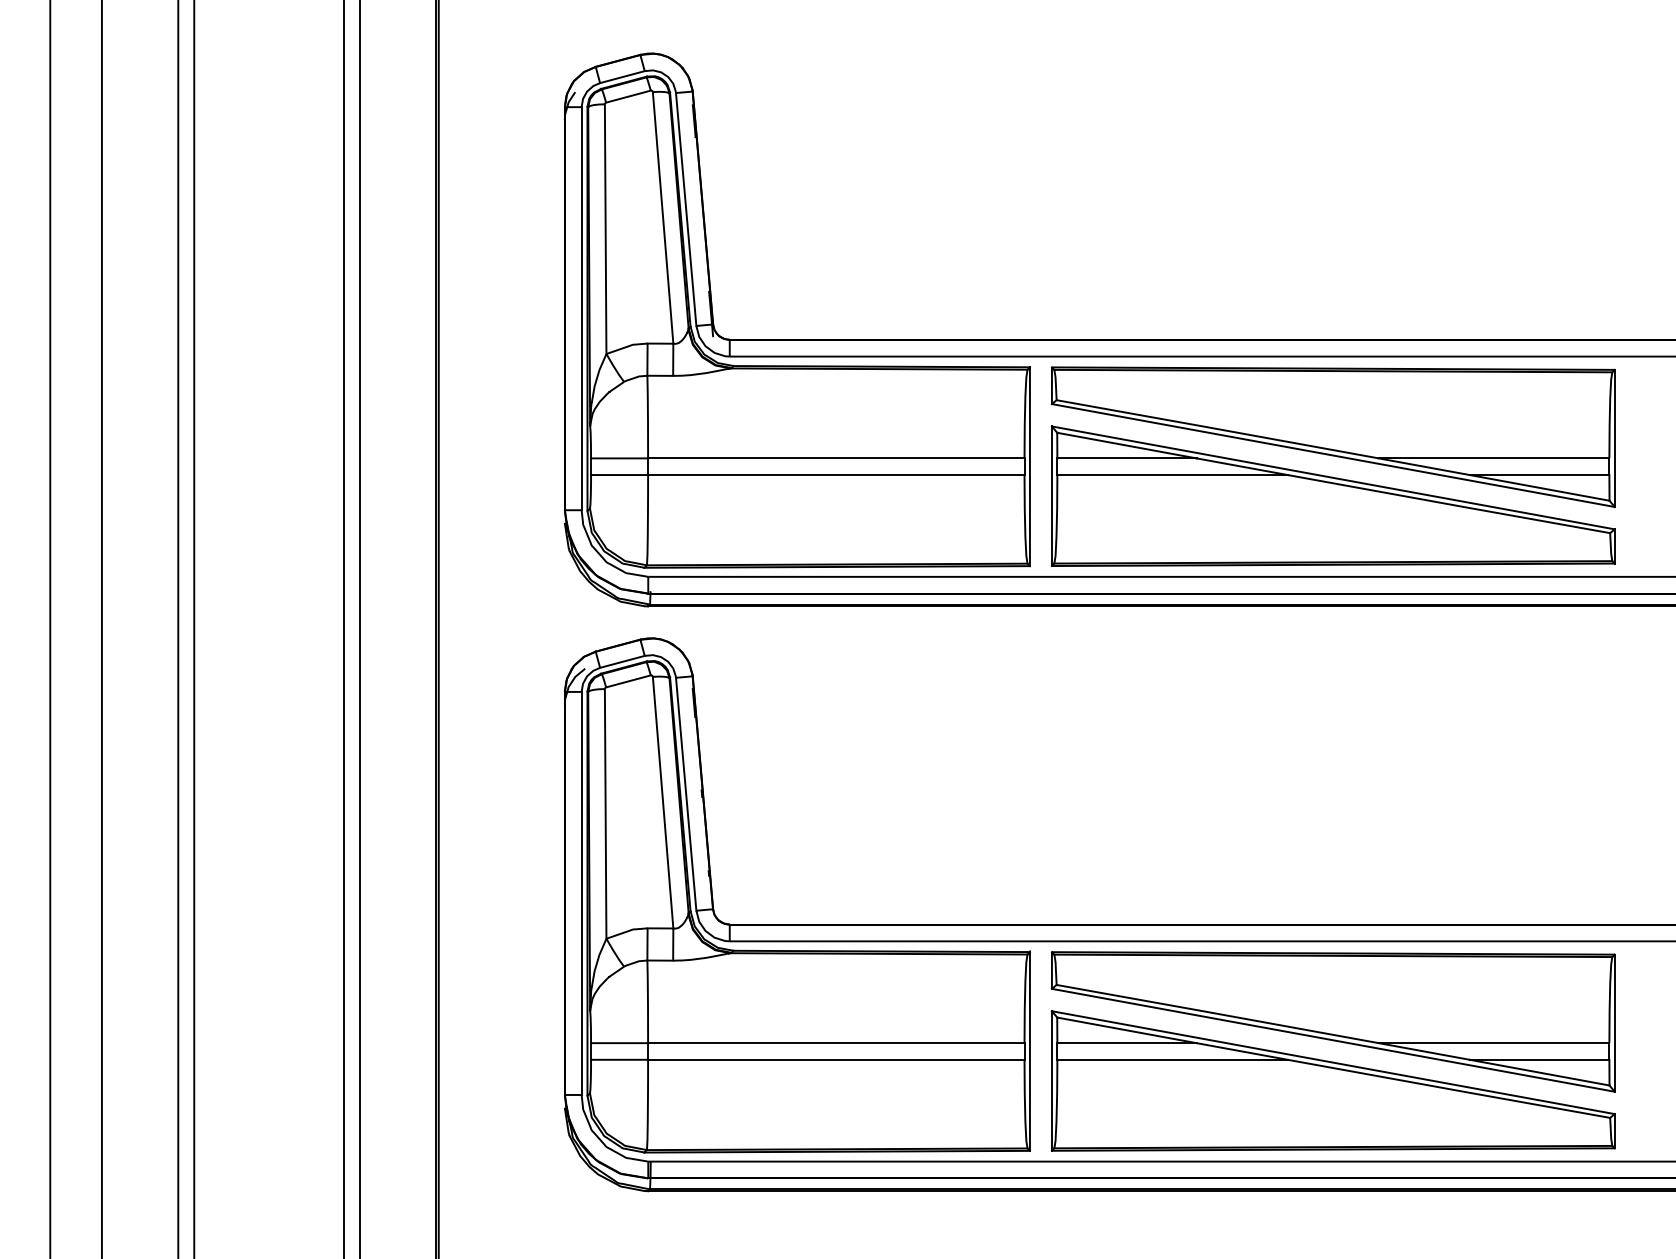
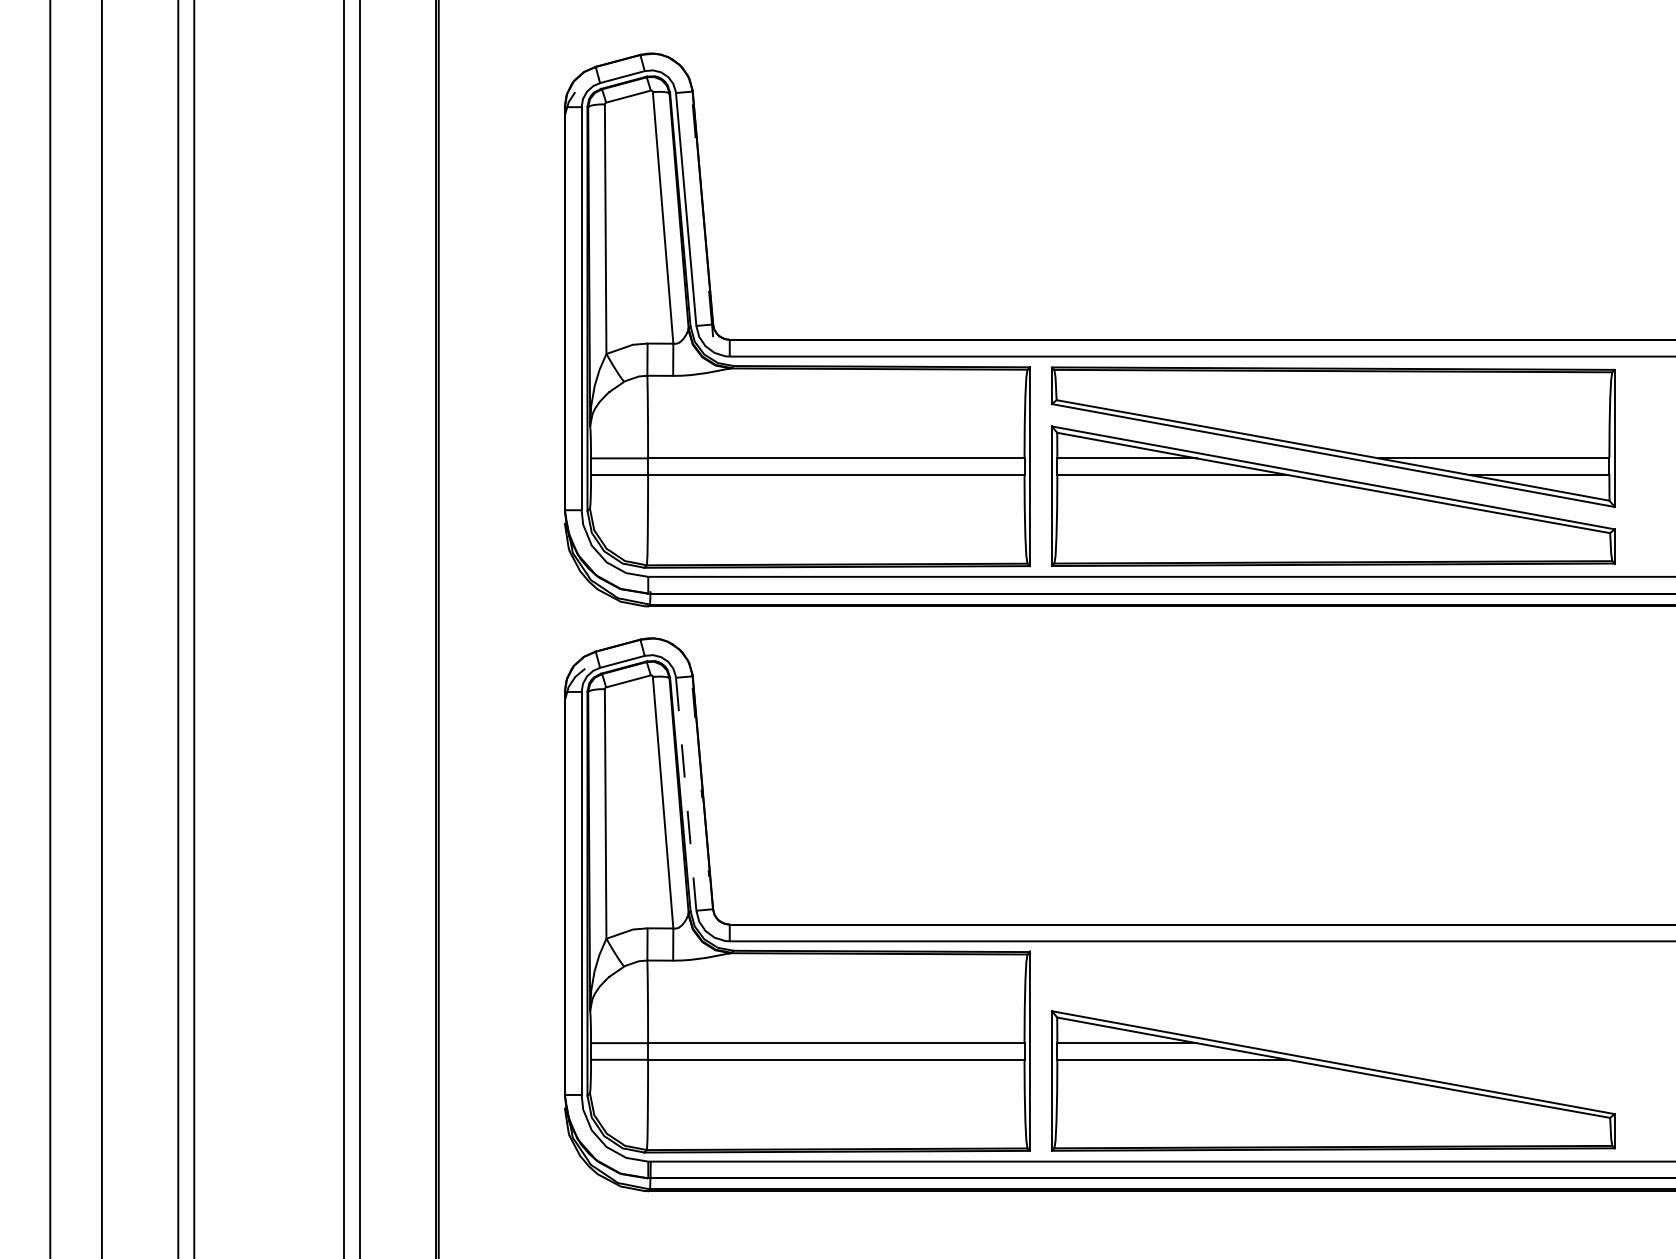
line: solid -> dashed (686, 794)
part: present -> none (1332, 1021)
